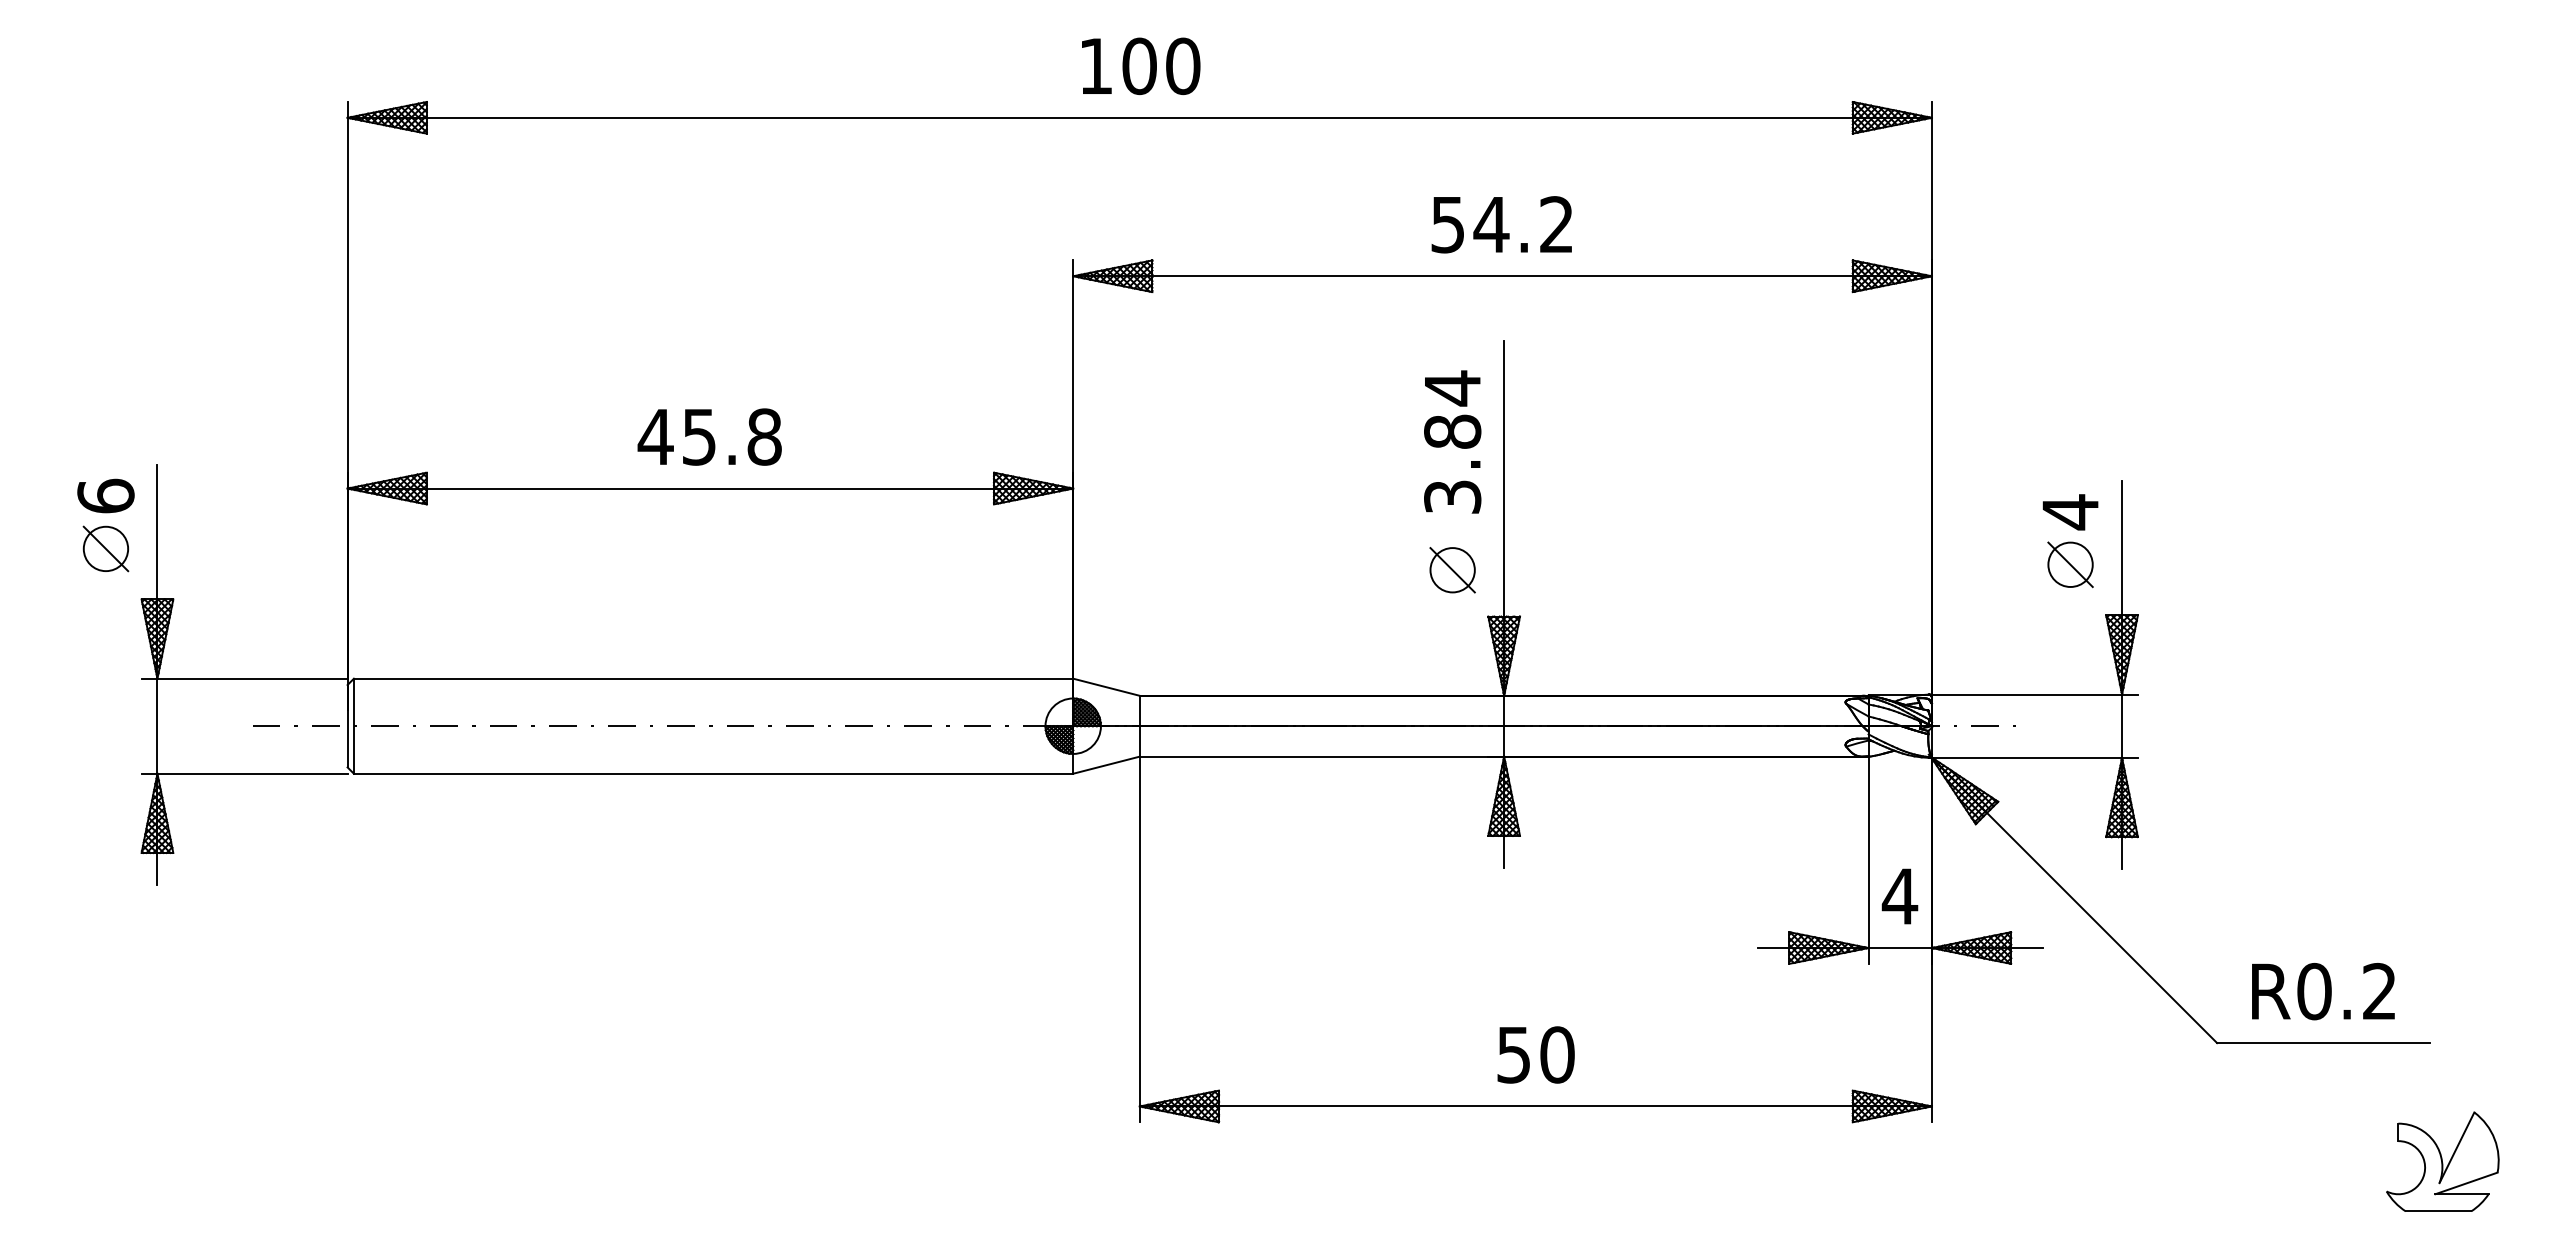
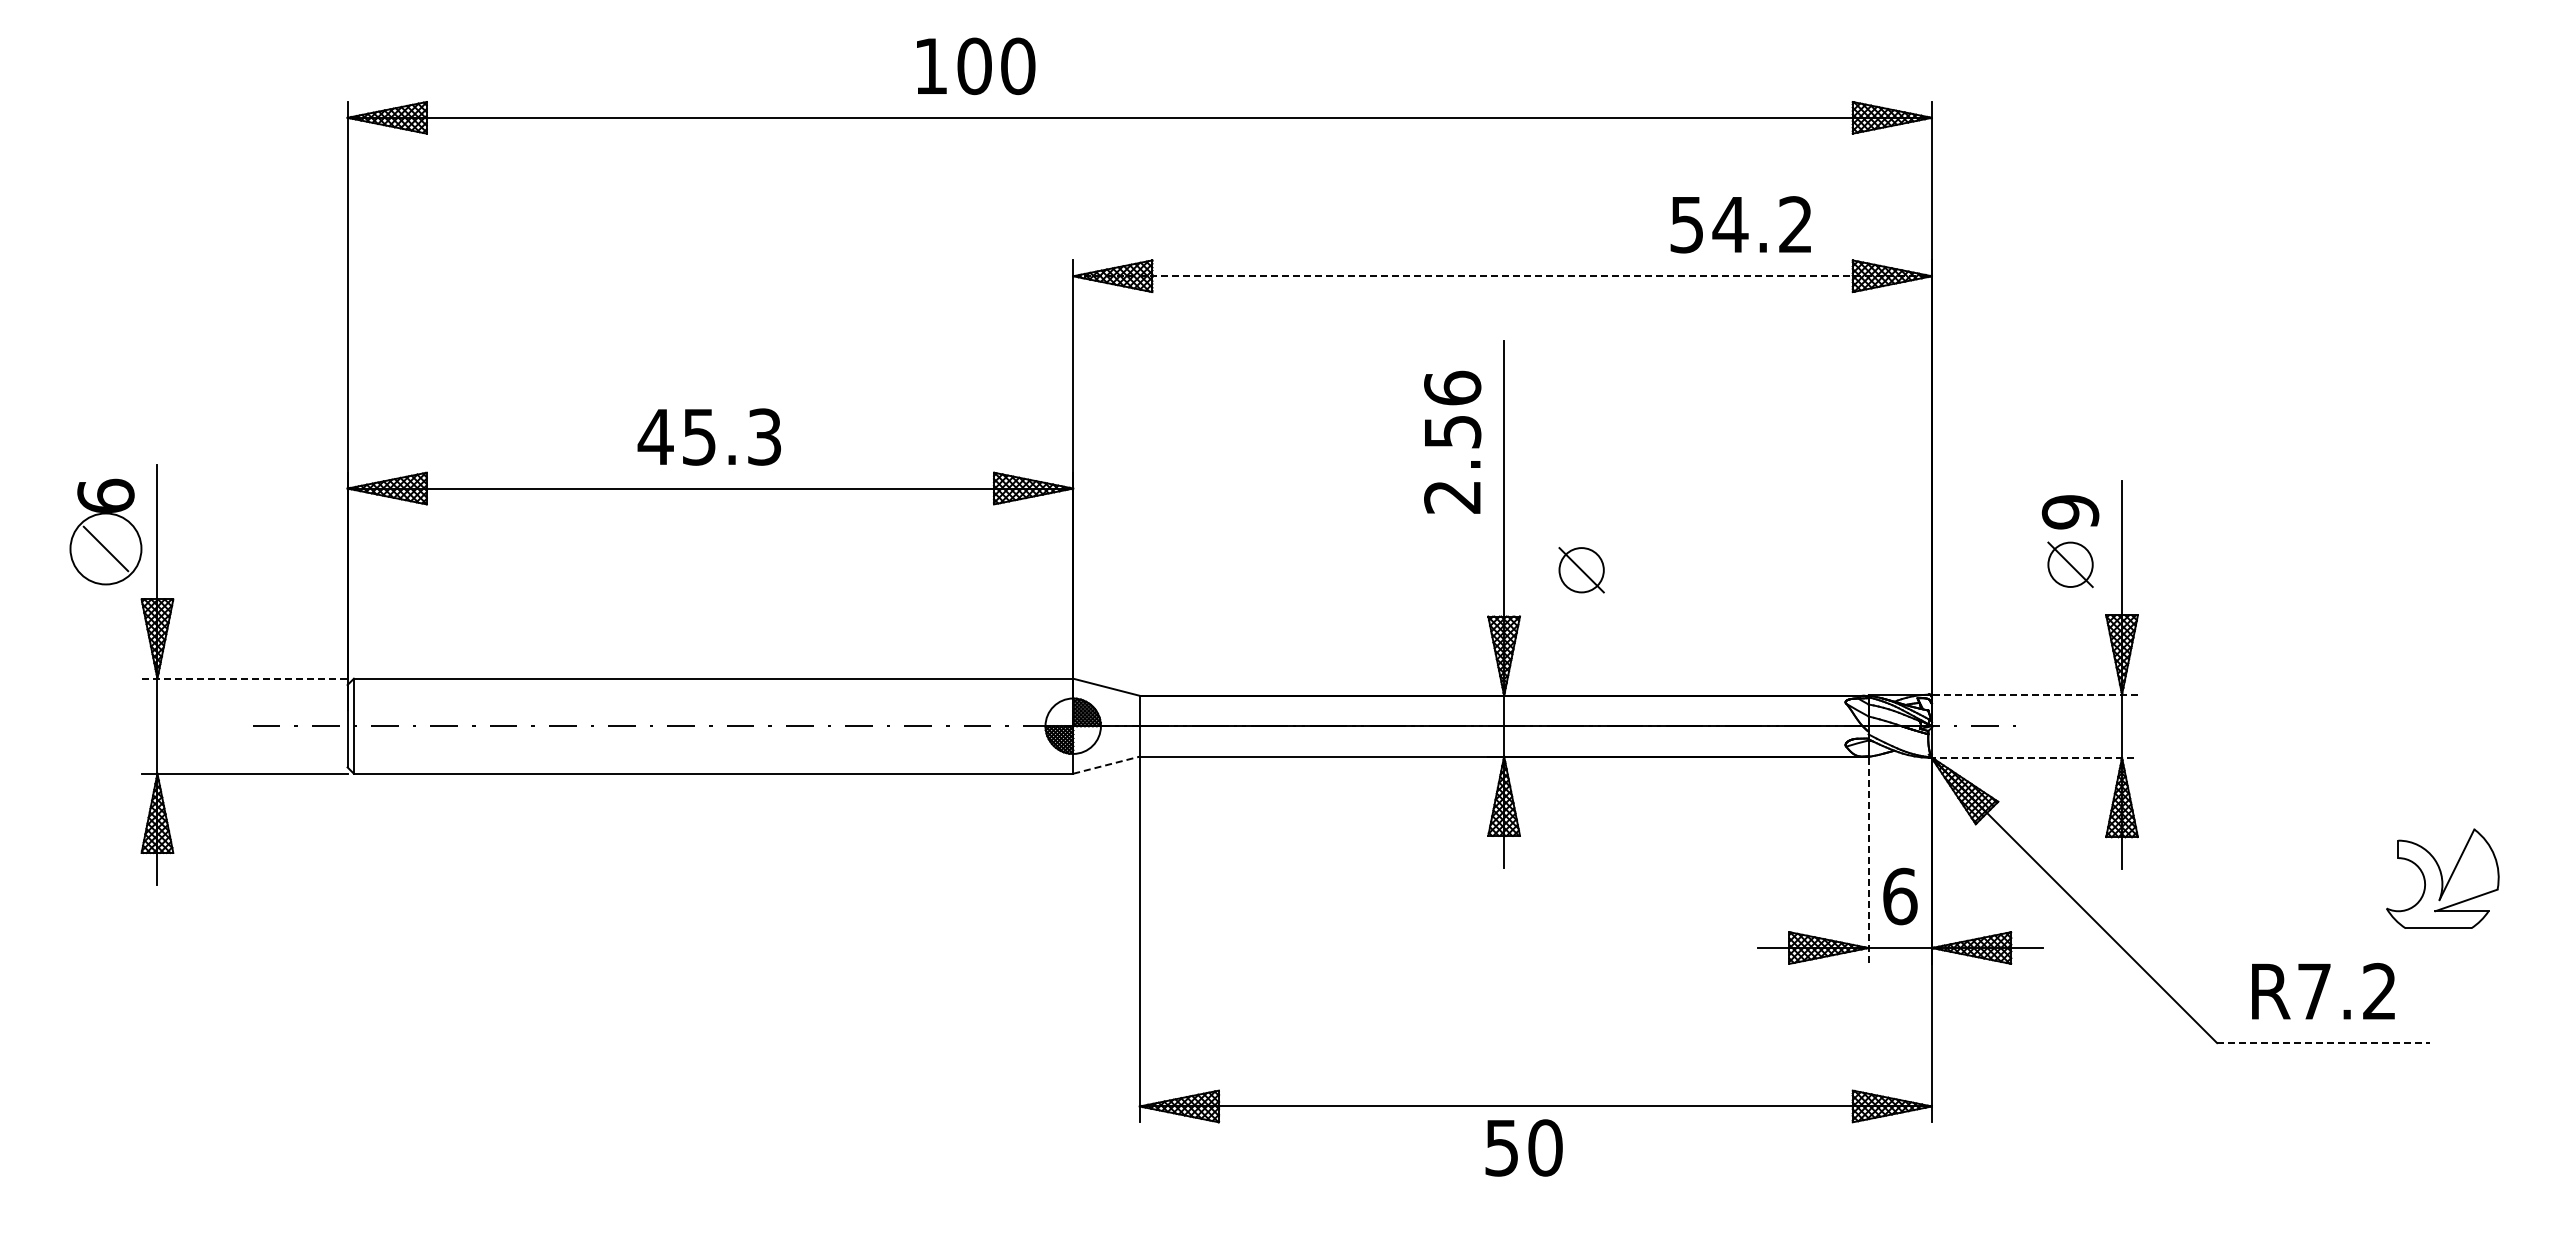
text position: (1141, 66) -> (976, 66) (976, 66)
text position: (1501, 224) -> (1740, 224) (1740, 224)
line: solid -> dashed (1503, 276)
text: 45.8 -> 45.3 (764, 436)
text: 3.84 -> 2.56 (1452, 441)
text: 4 -> 9 (2070, 512)
circle diameter: 44 px -> 71 px (105, 548)
part position: (1452, 570) -> (1581, 570) (1581, 570)
line: solid -> dashed (244, 678)
line: solid -> dashed (2033, 694)
line: solid -> dashed (2033, 757)
line: solid -> dashed (1106, 765)
line: solid -> dashed (1868, 860)
text: 4 -> 6 (1899, 896)
text: R0.2 -> R7.2 (2314, 991)
line: solid -> dashed (2323, 1043)
text position: (1535, 1054) -> (1523, 1147) (1523, 1147)
part position: (2442, 1161) -> (2442, 878) (2442, 878)
